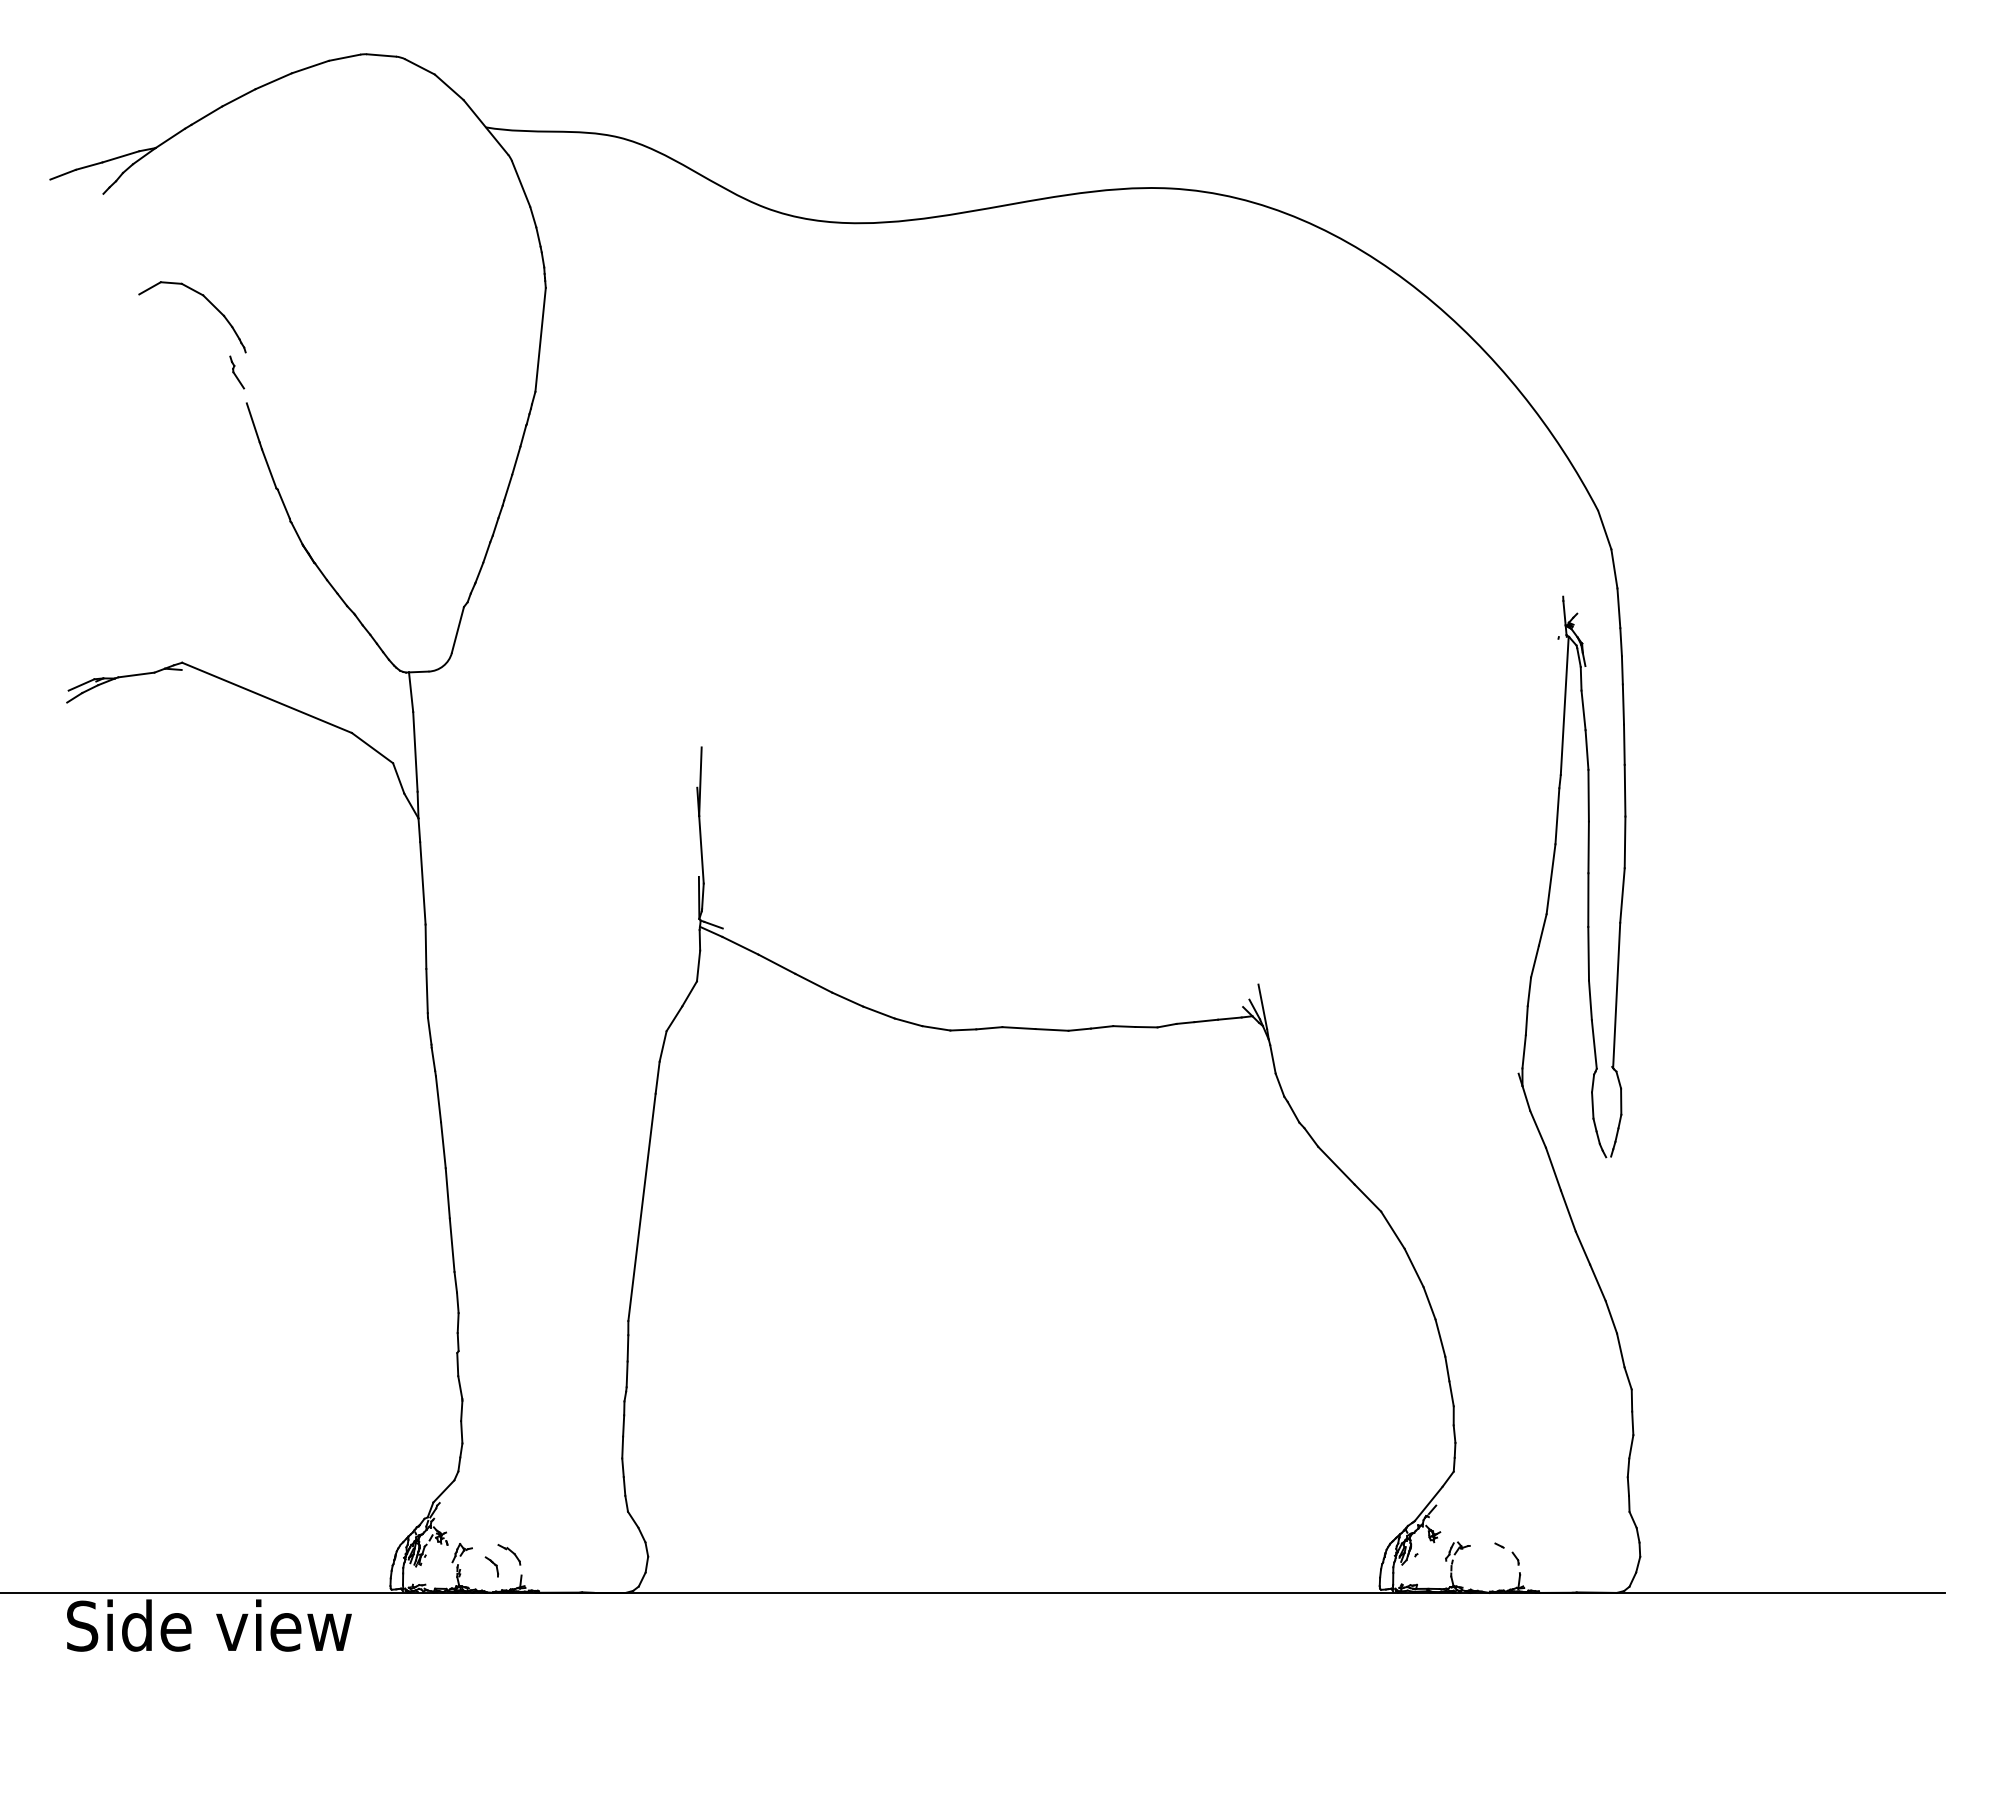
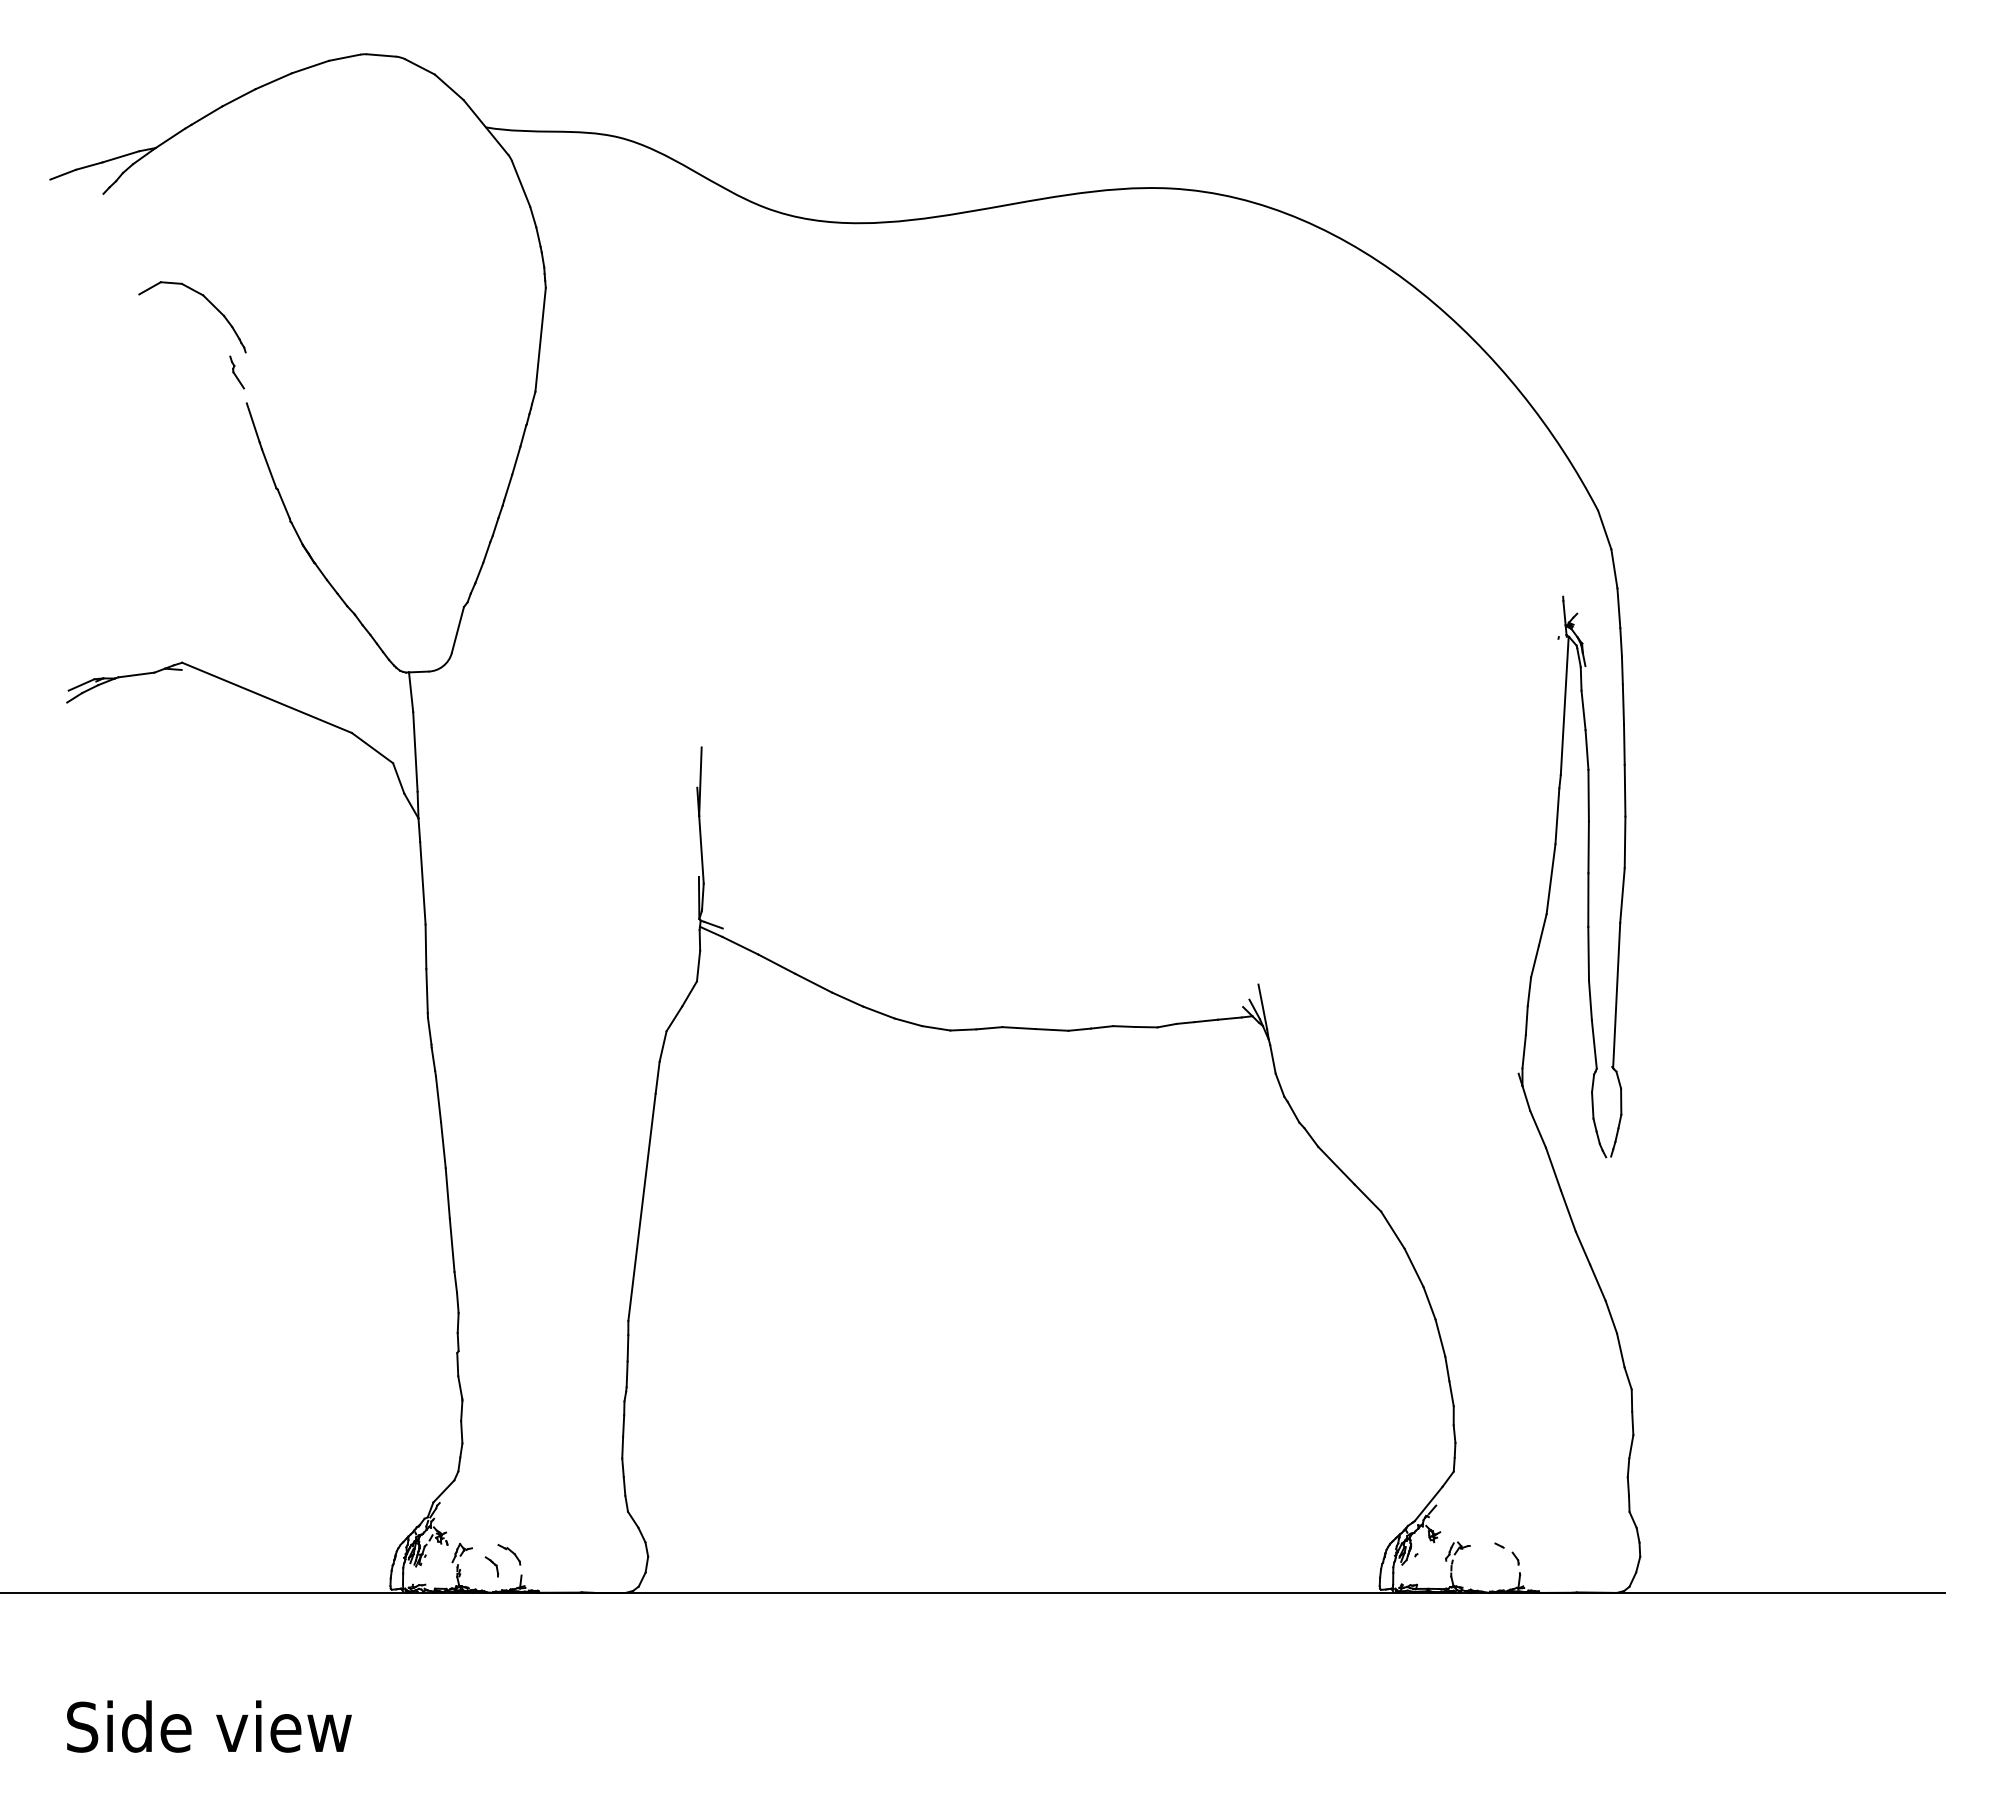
text position: (209, 1625) -> (209, 1726) (209, 1726)
